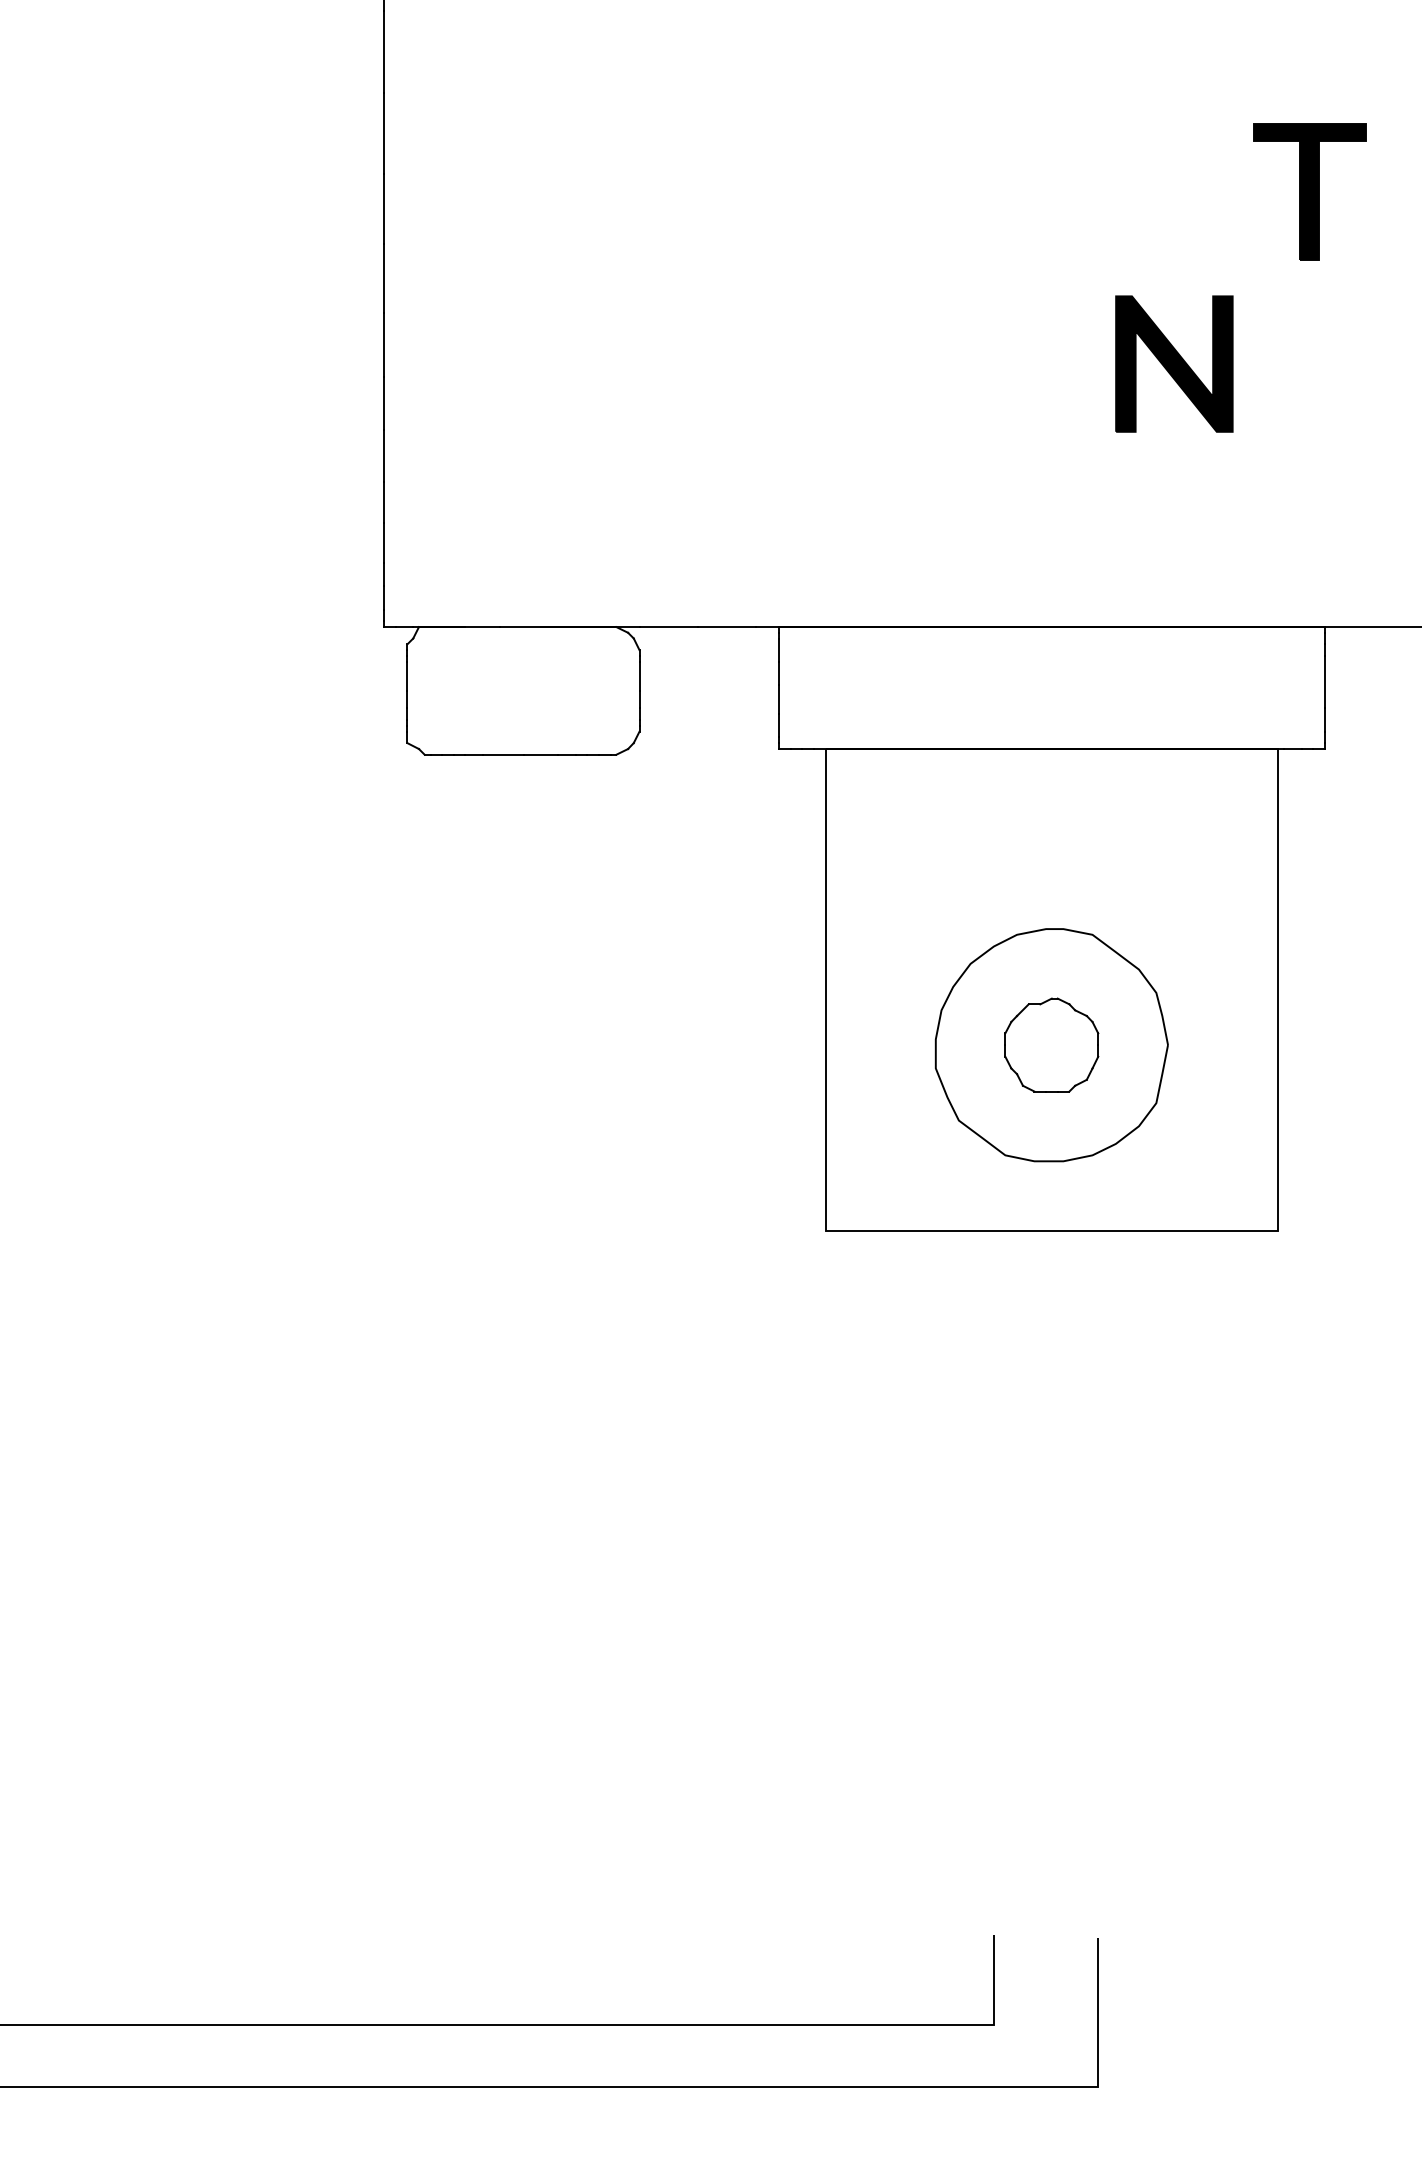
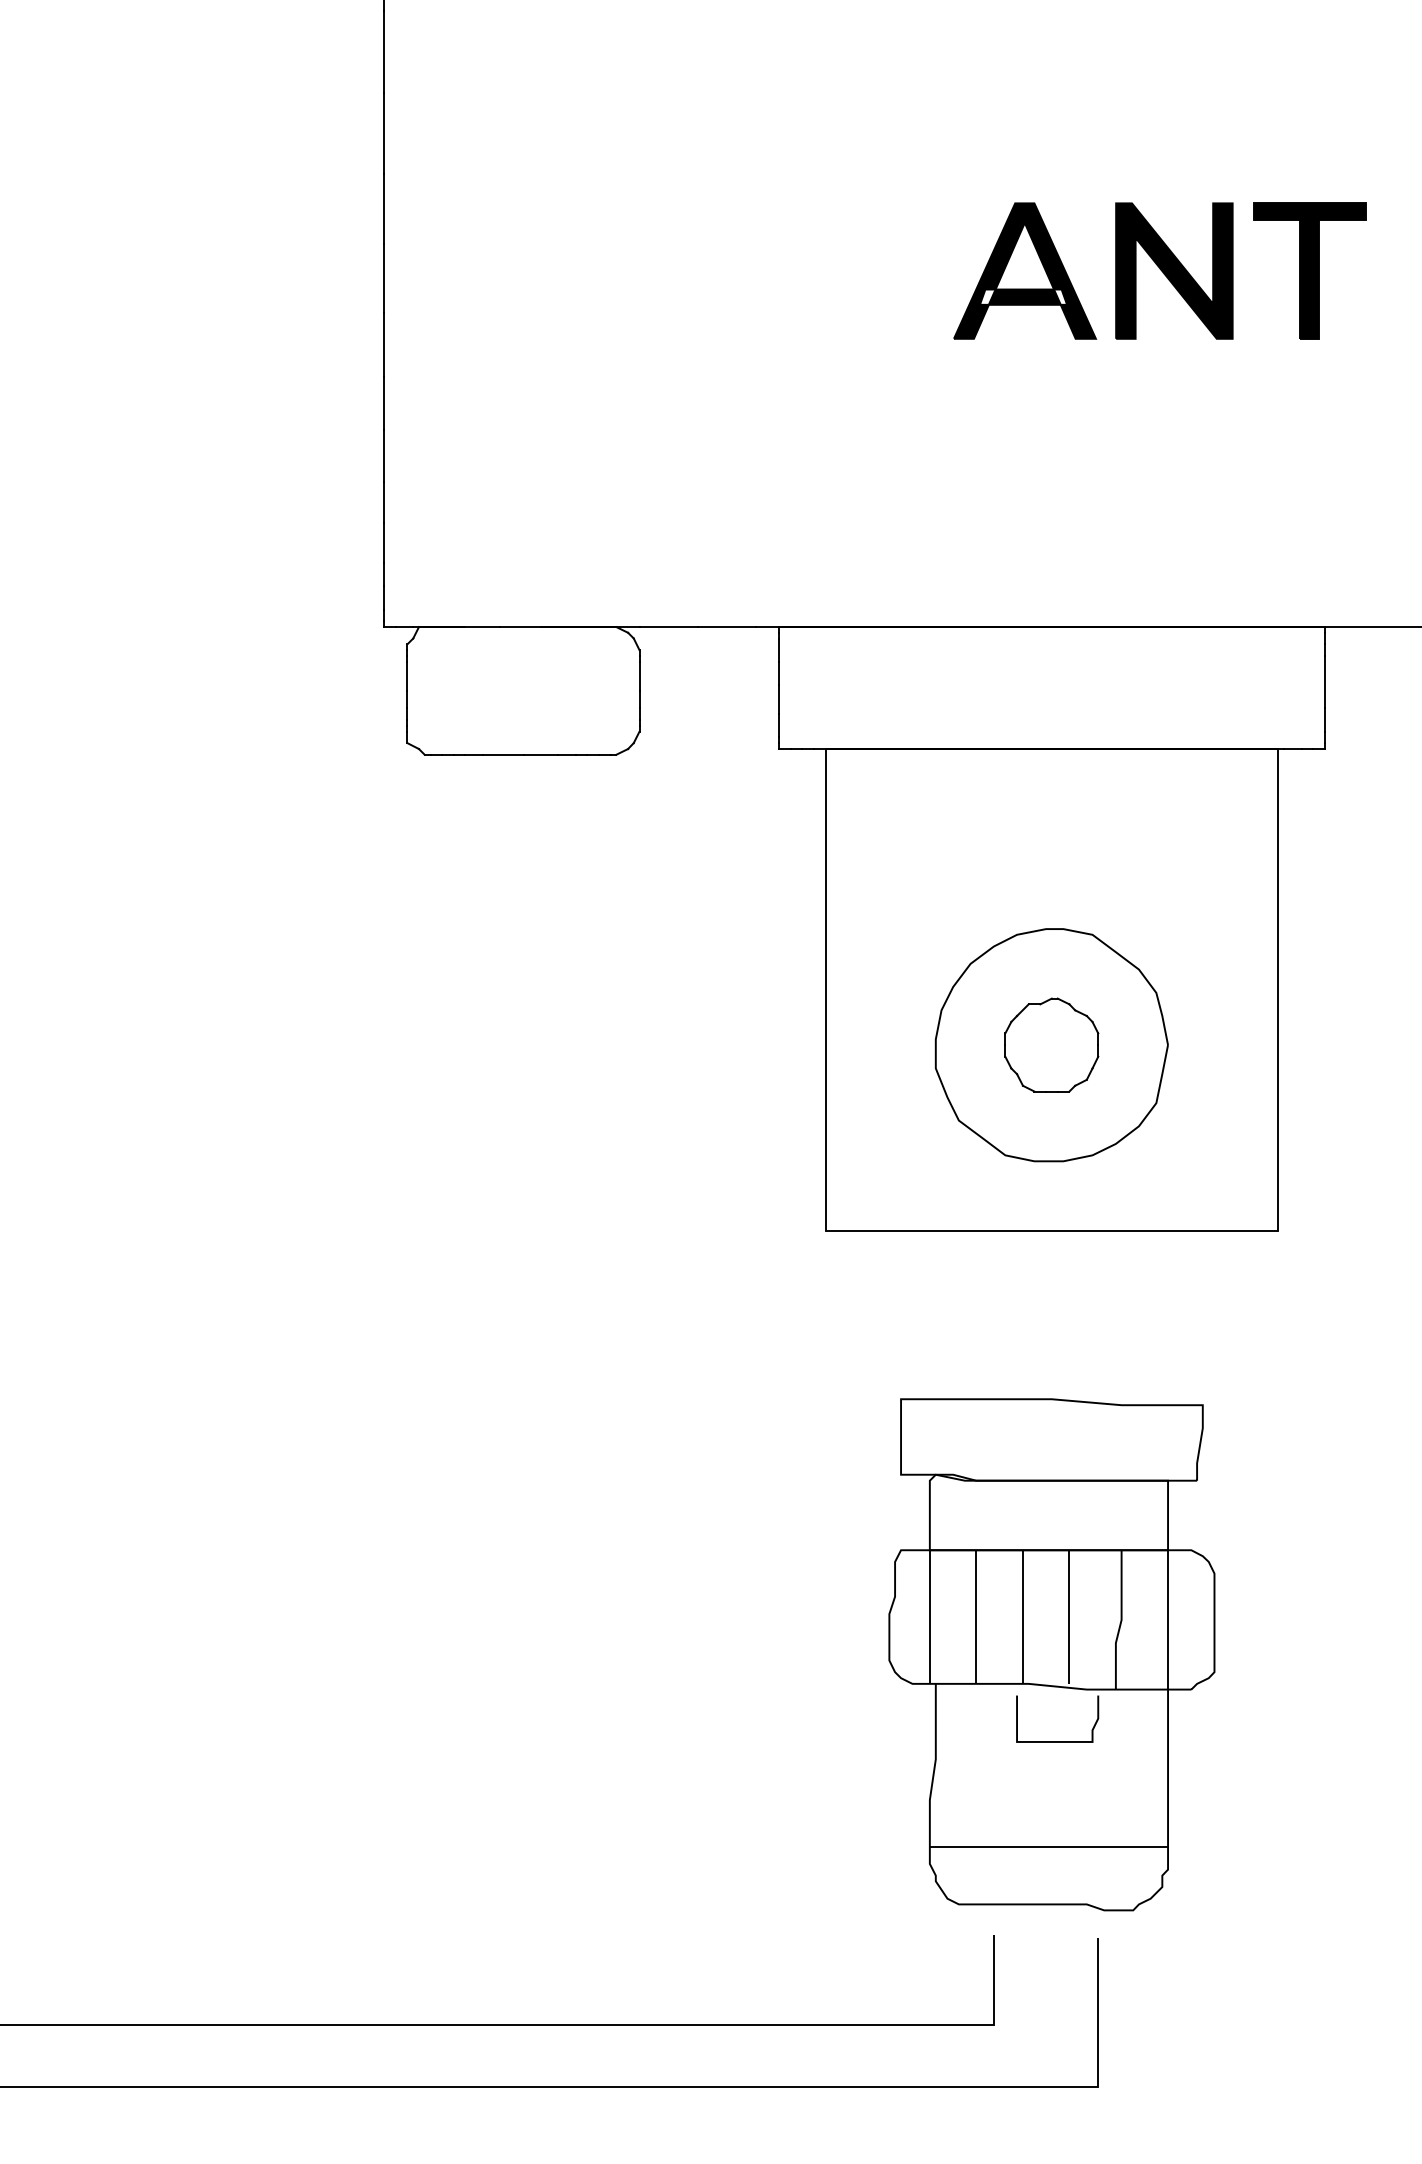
part position: (1309, 191) -> (1309, 270) (1309, 270)
part: none -> present (1025, 270)
part position: (1174, 363) -> (1174, 270) (1174, 270)
part: none -> present (1051, 1654)
